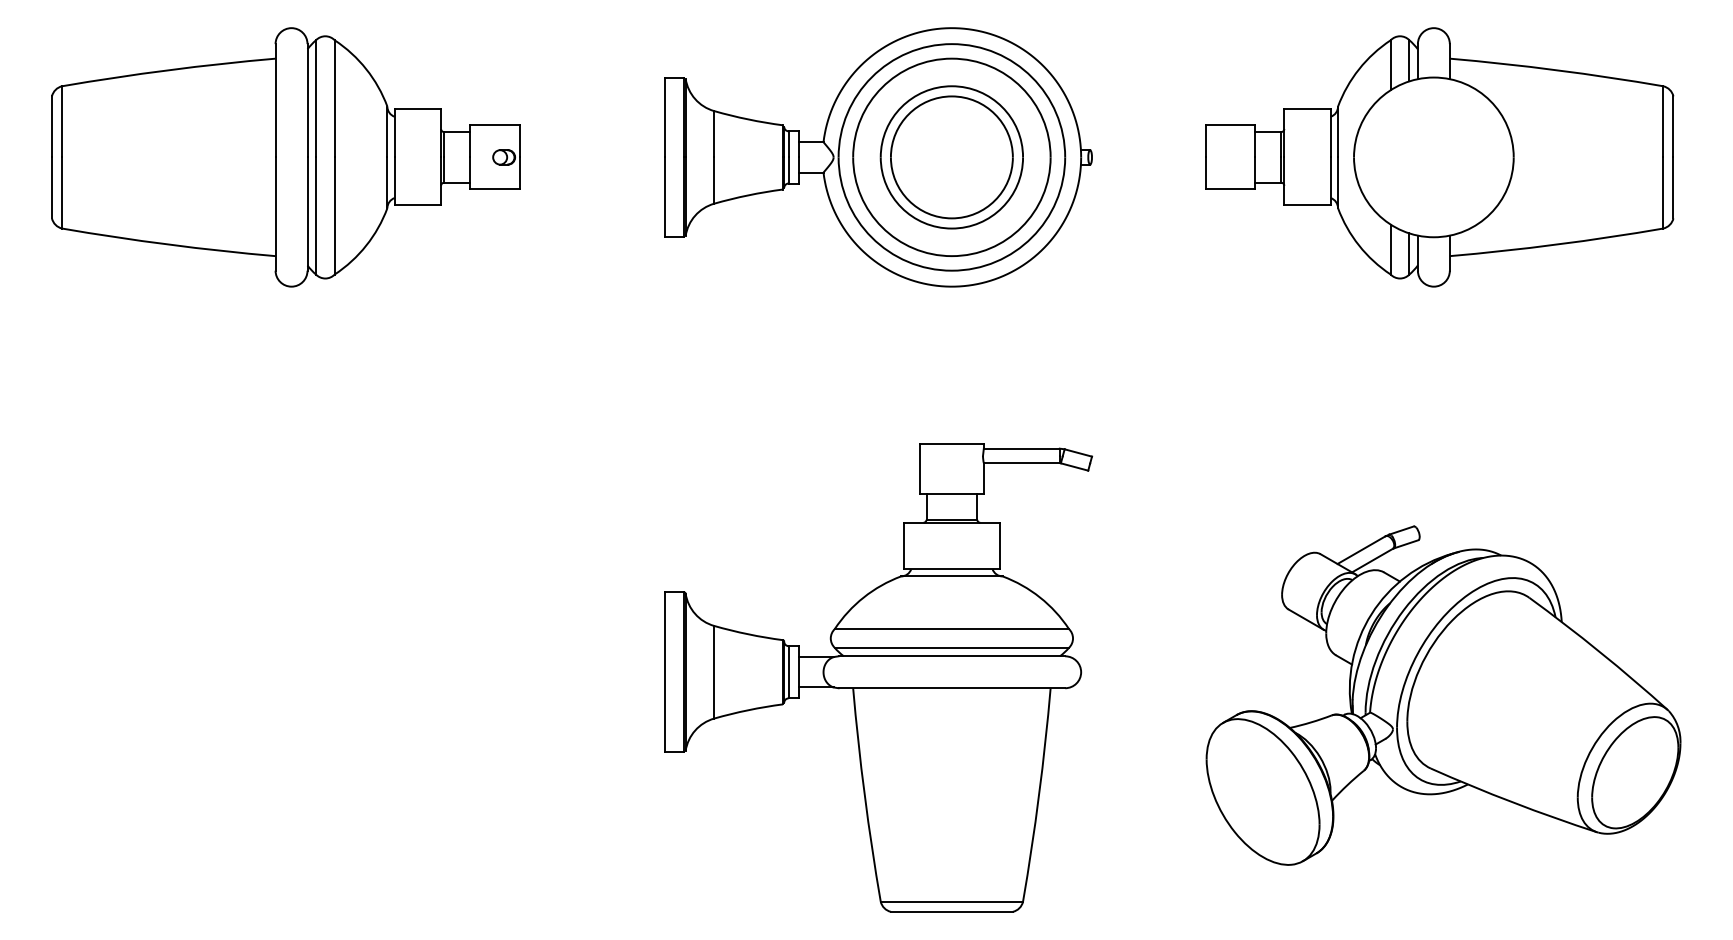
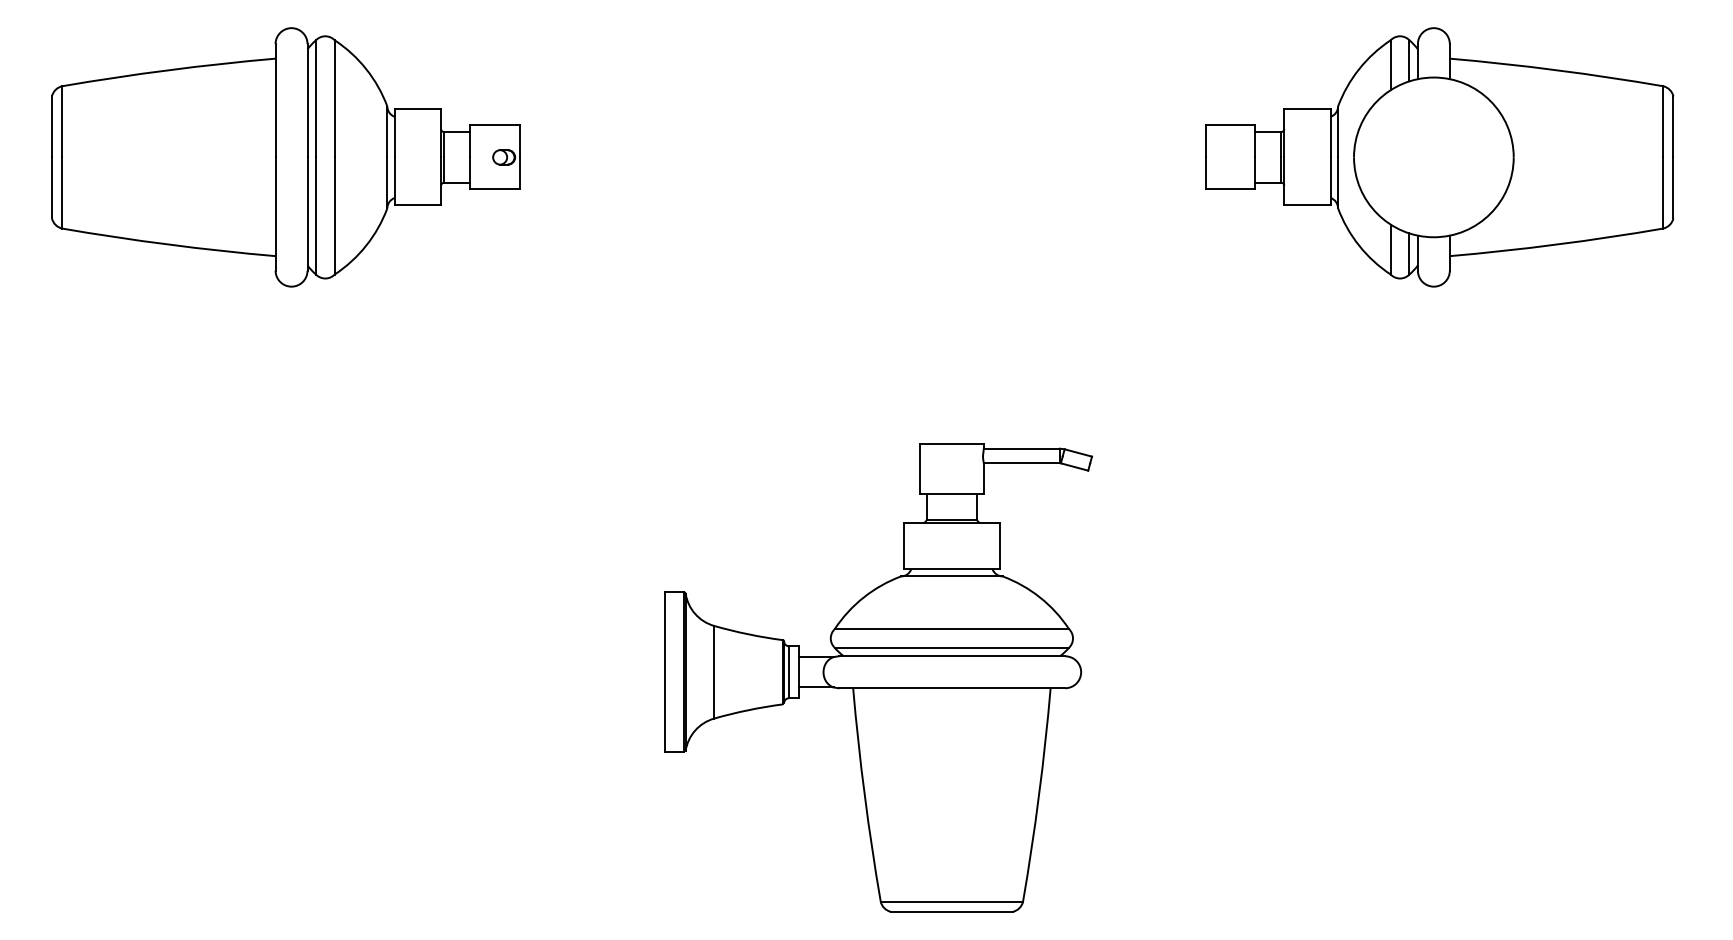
part: present -> none (878, 157)
part: present -> none (1443, 695)
